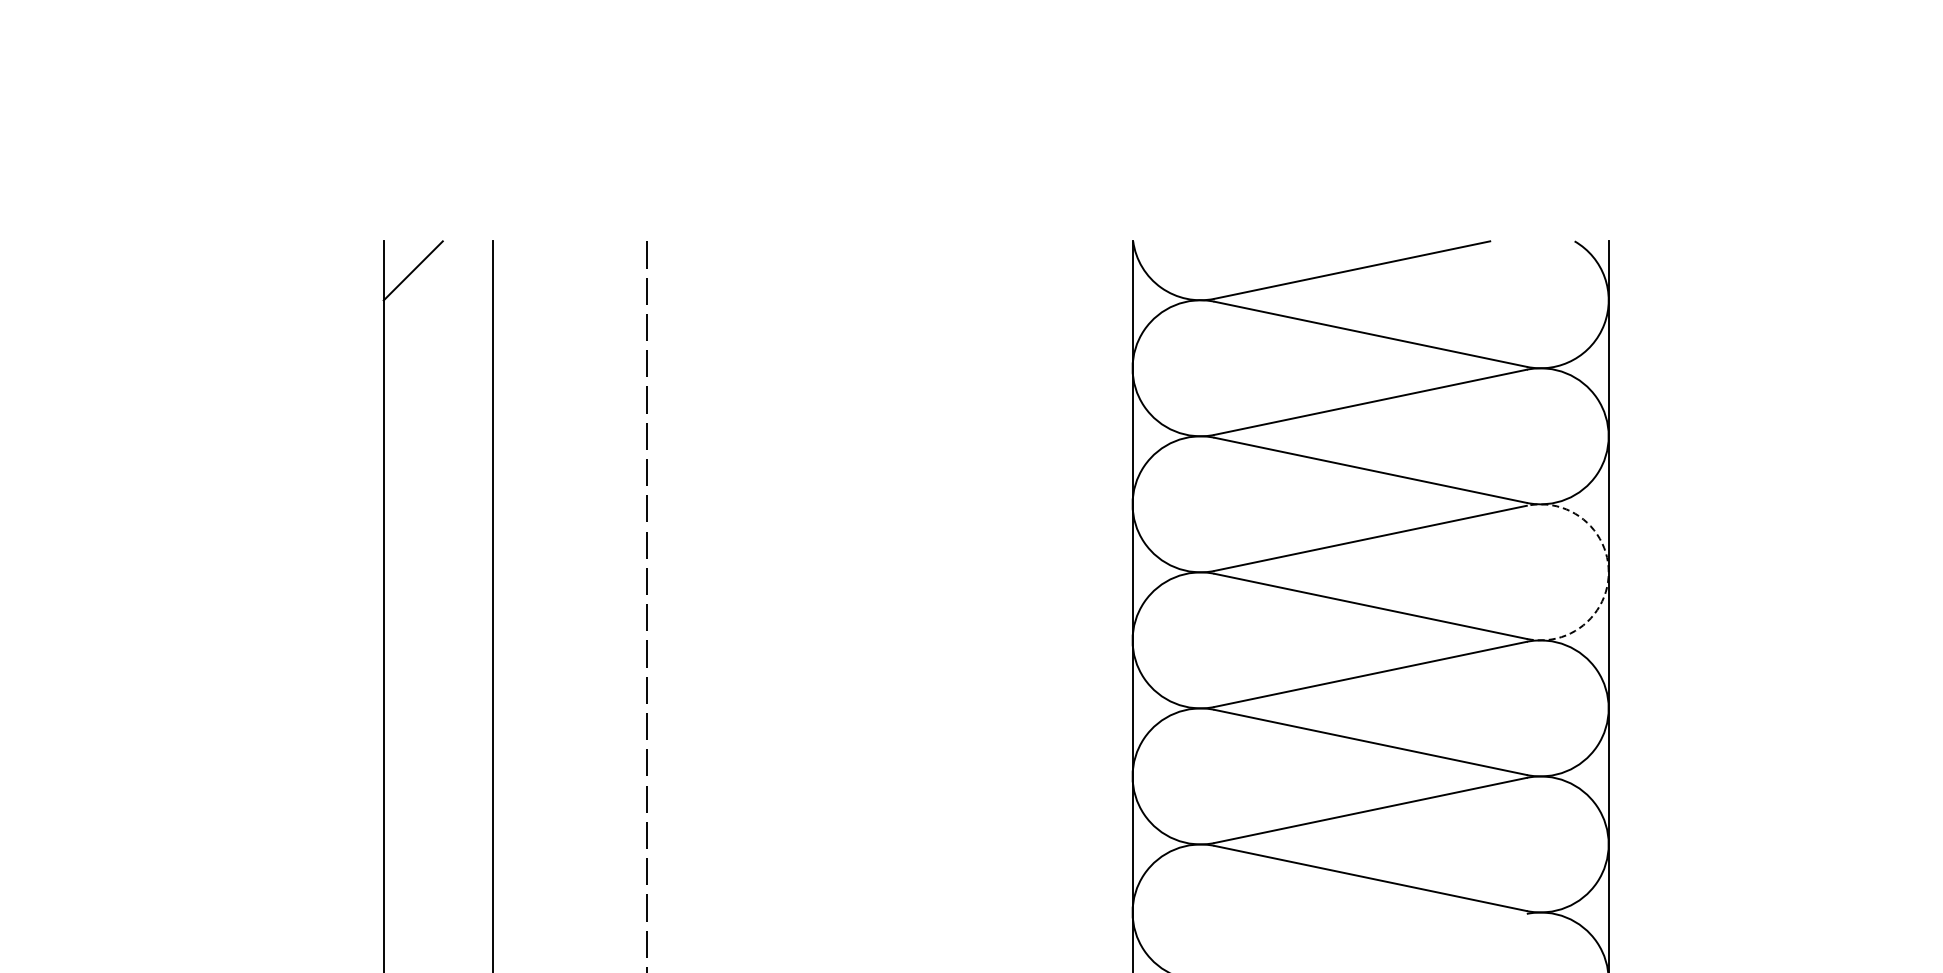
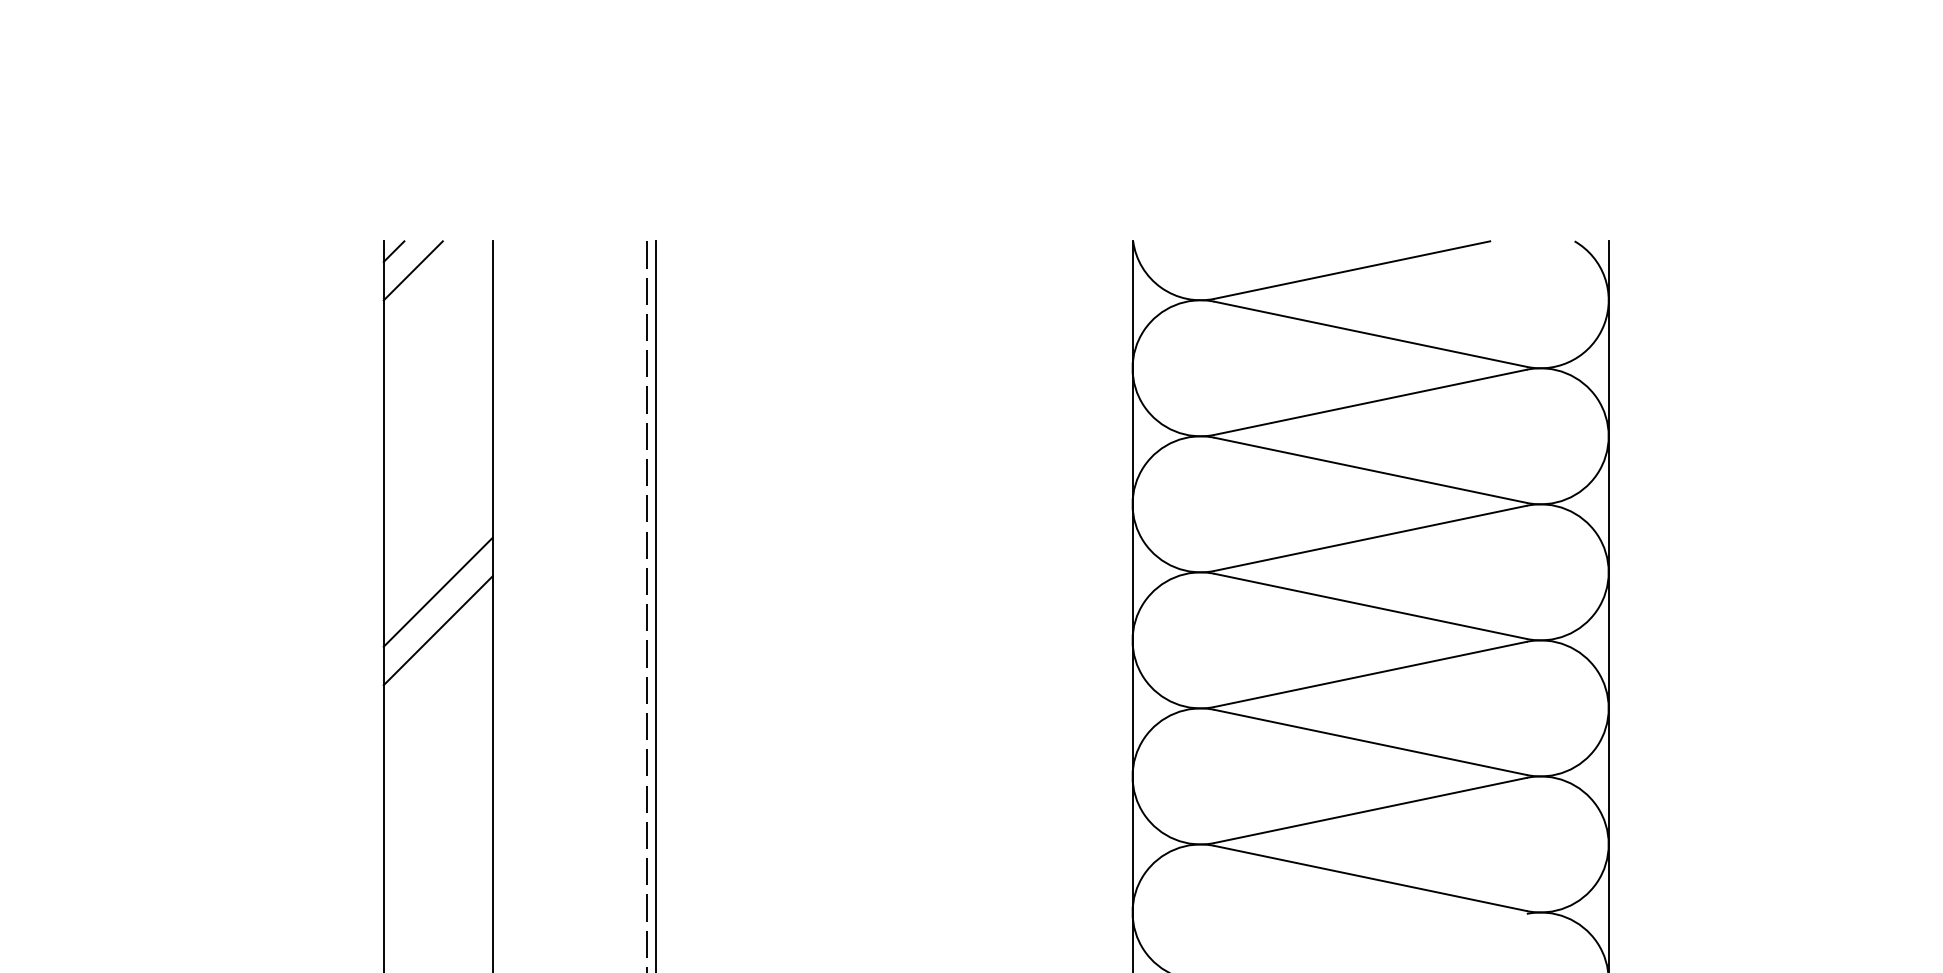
line: none -> present (393, 251)
arc: dashed -> solid (1608, 572)
line: none -> present (437, 591)
line: none -> present (656, 605)
line: none -> present (437, 630)
